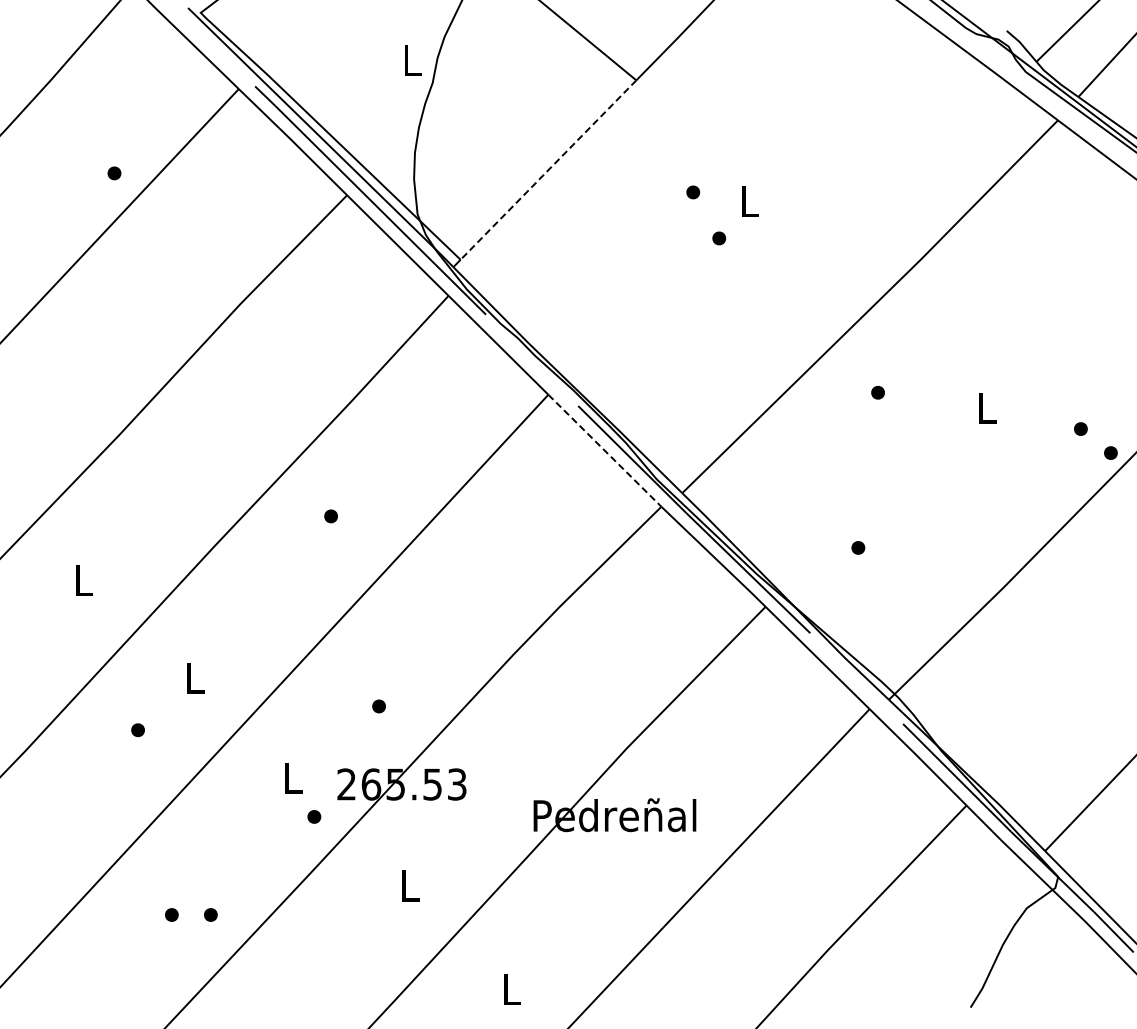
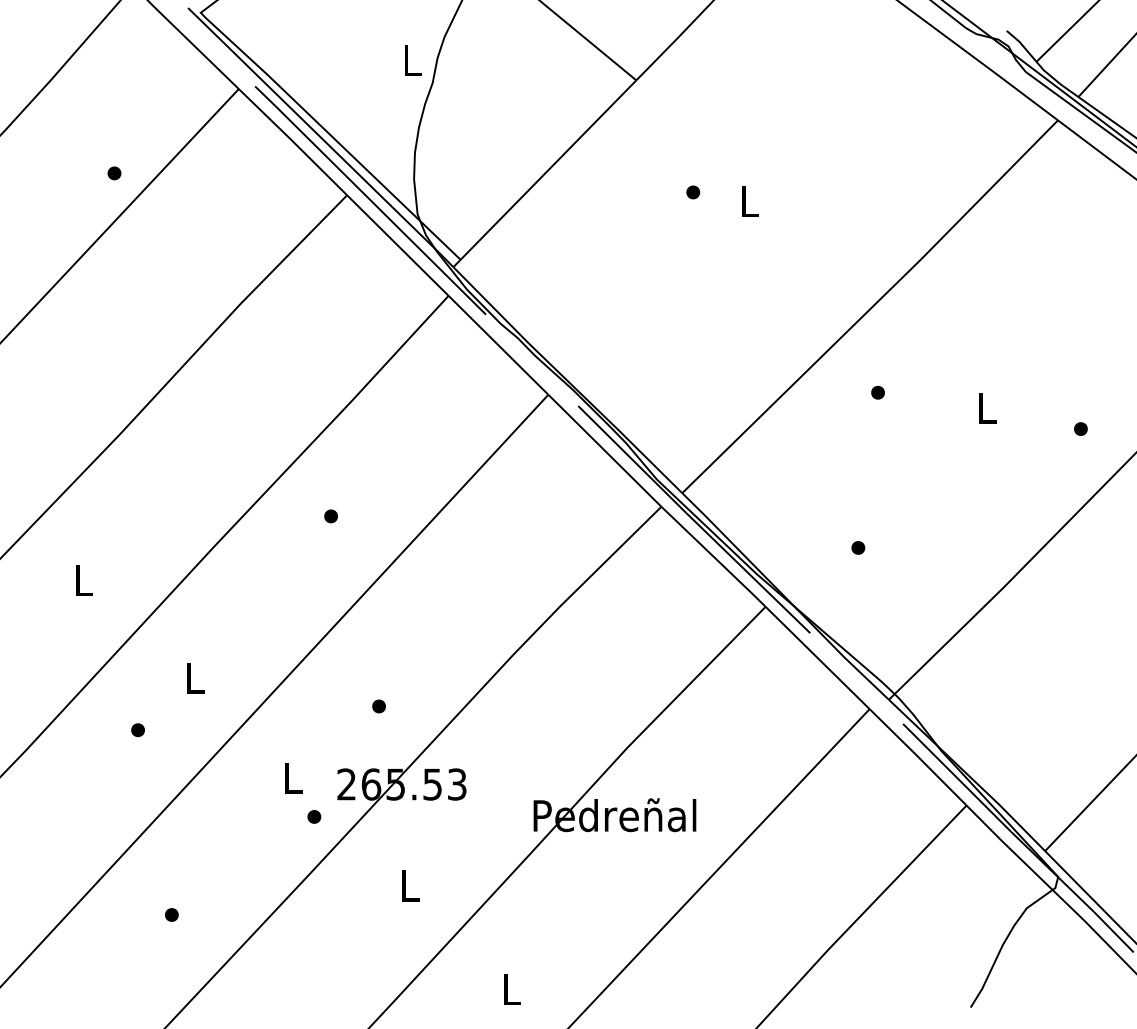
line: dashed -> solid (548, 170)
part: present -> none (719, 238)
line: dashed -> solid (604, 450)
part: present -> none (1110, 452)
part: present -> none (210, 914)
